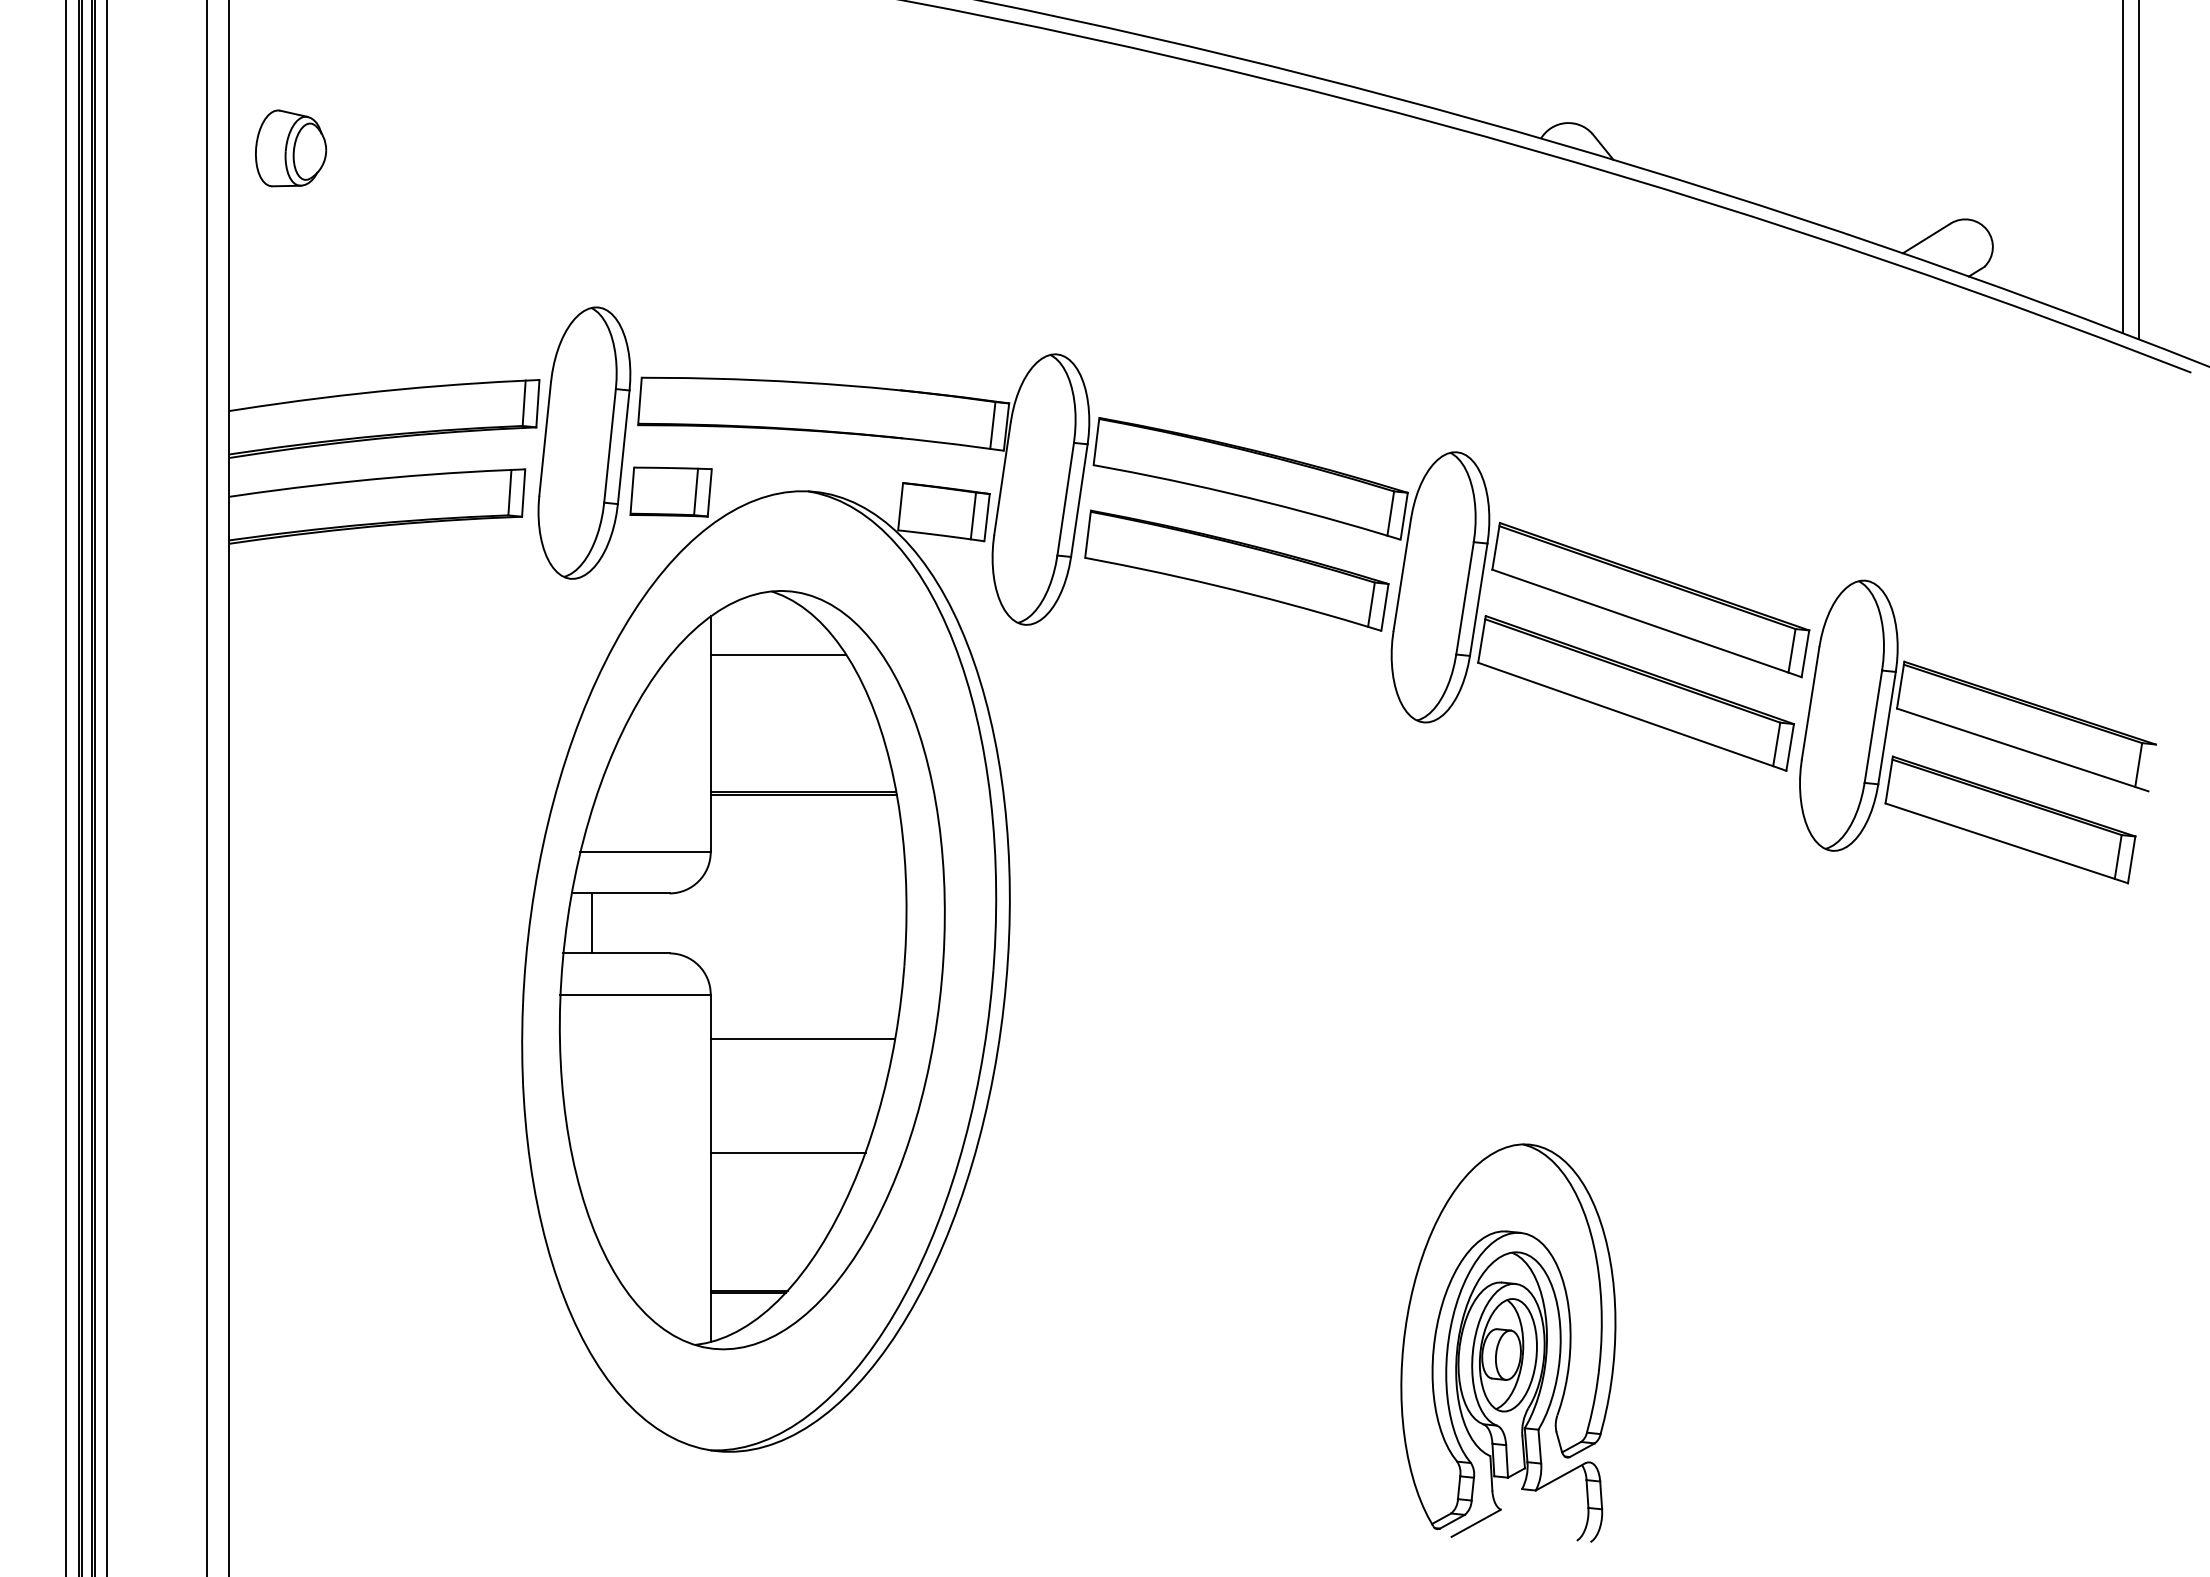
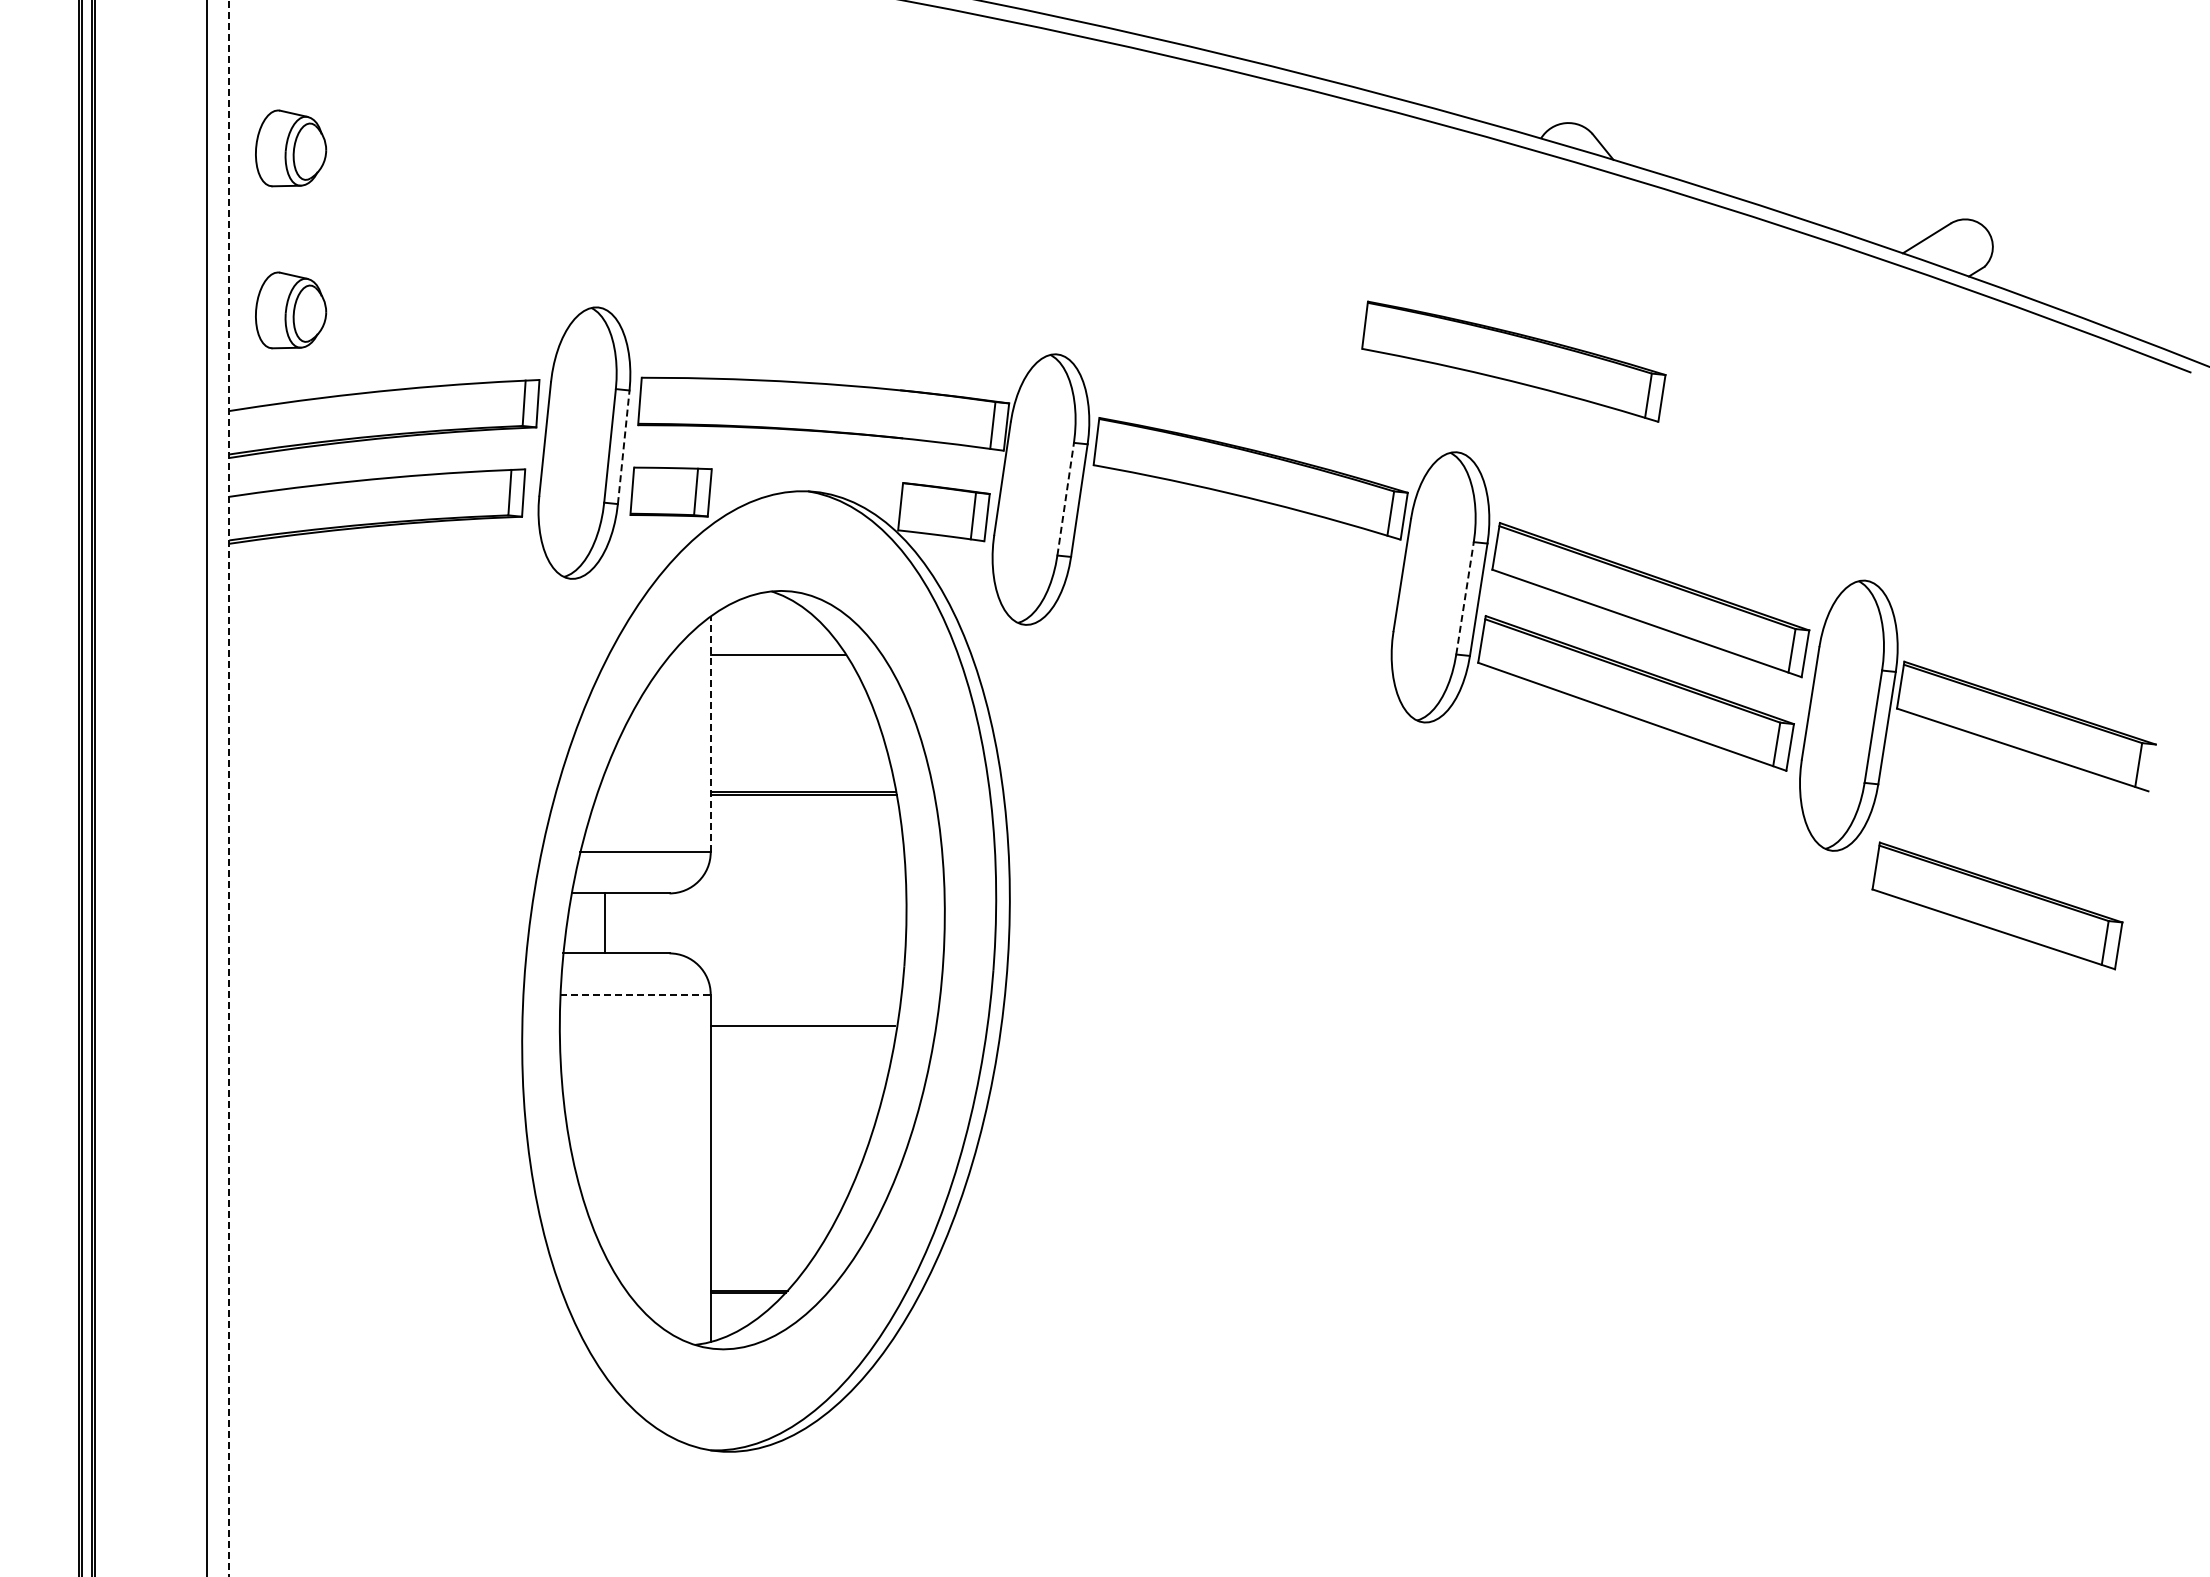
line: present -> none (2122, 167)
line: present -> none (2138, 170)
part: none -> present (291, 310)
line: solid -> dashed (623, 446)
line: solid -> dashed (1065, 499)
part position: (1236, 570) -> (1513, 361) (1513, 361)
line: solid -> dashed (1465, 598)
line: solid -> dashed (710, 734)
line: present -> none (66, 787)
line: present -> none (106, 787)
line: solid -> dashed (229, 788)
part position: (2010, 819) -> (1997, 905) (1997, 905)
line position: (591, 923) -> (604, 923) (604, 923)
line: solid -> dashed (636, 994)
line position: (802, 1039) -> (802, 1026) (802, 1026)
line: present -> none (787, 1152)
part: present -> none (1508, 1342)
